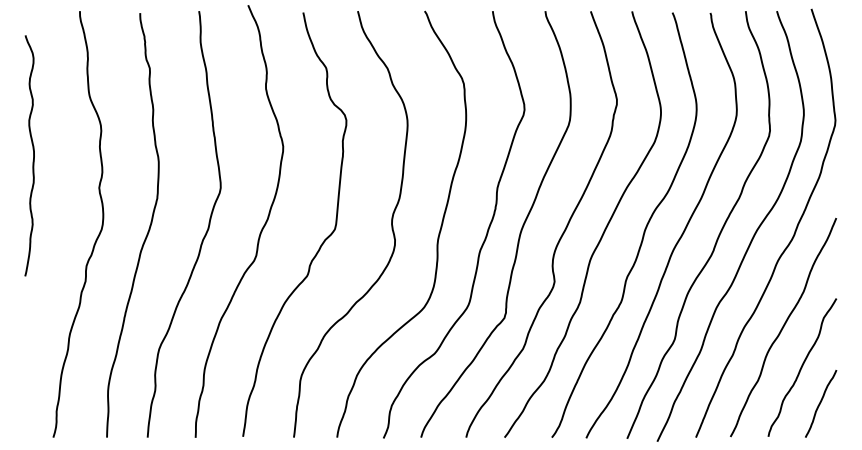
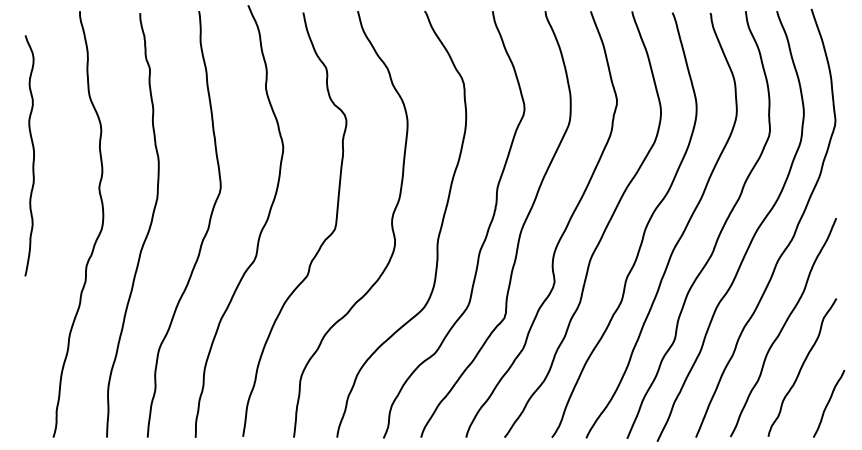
curve position: (821, 402) -> (829, 402) (829, 402)
